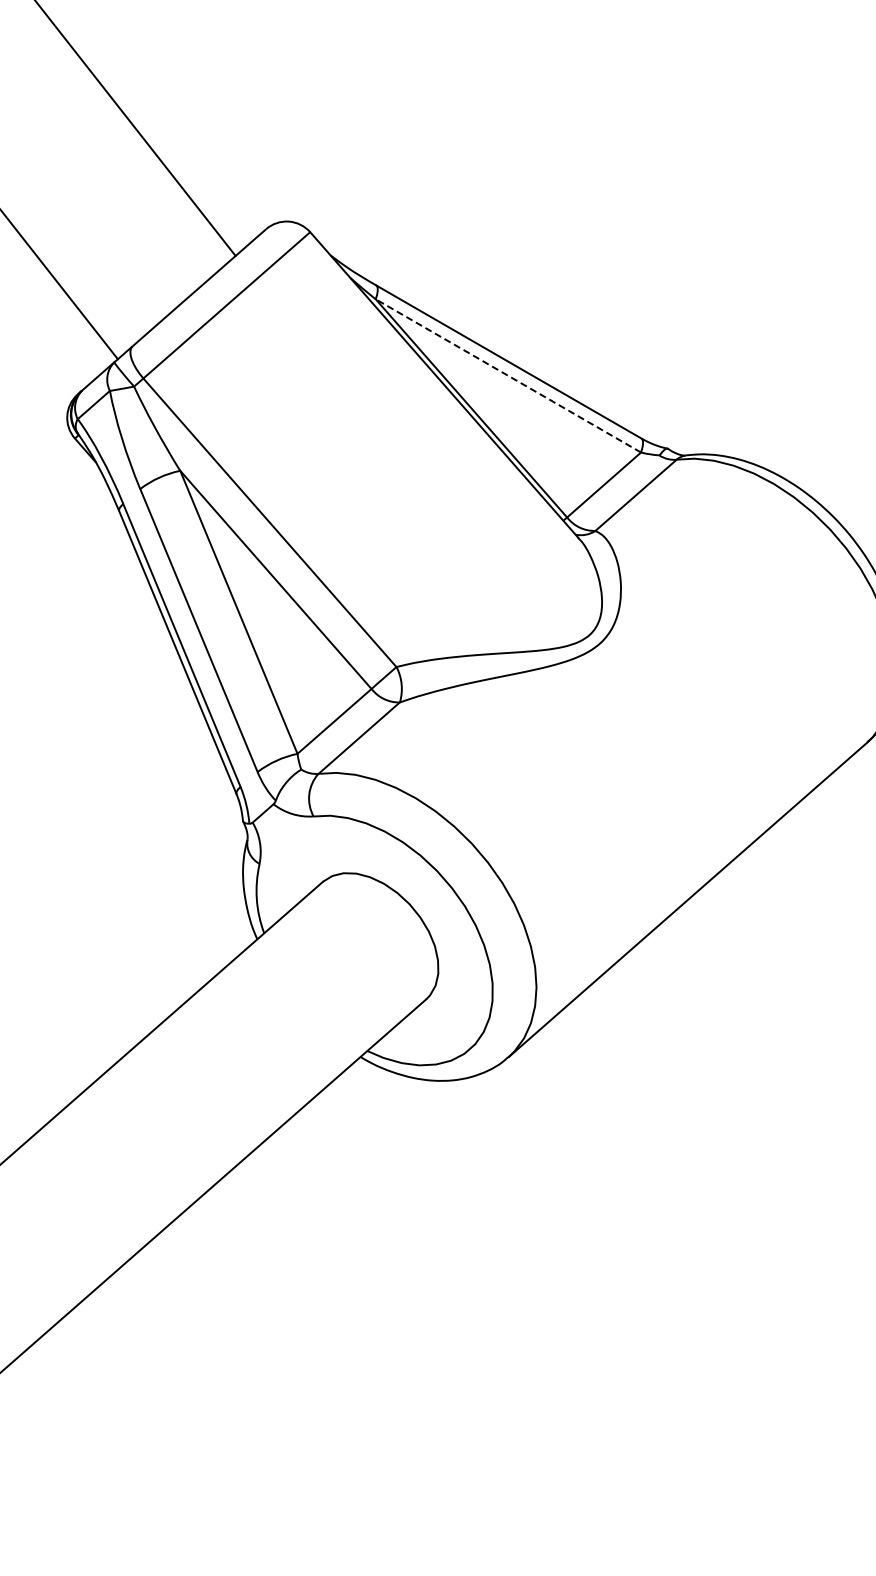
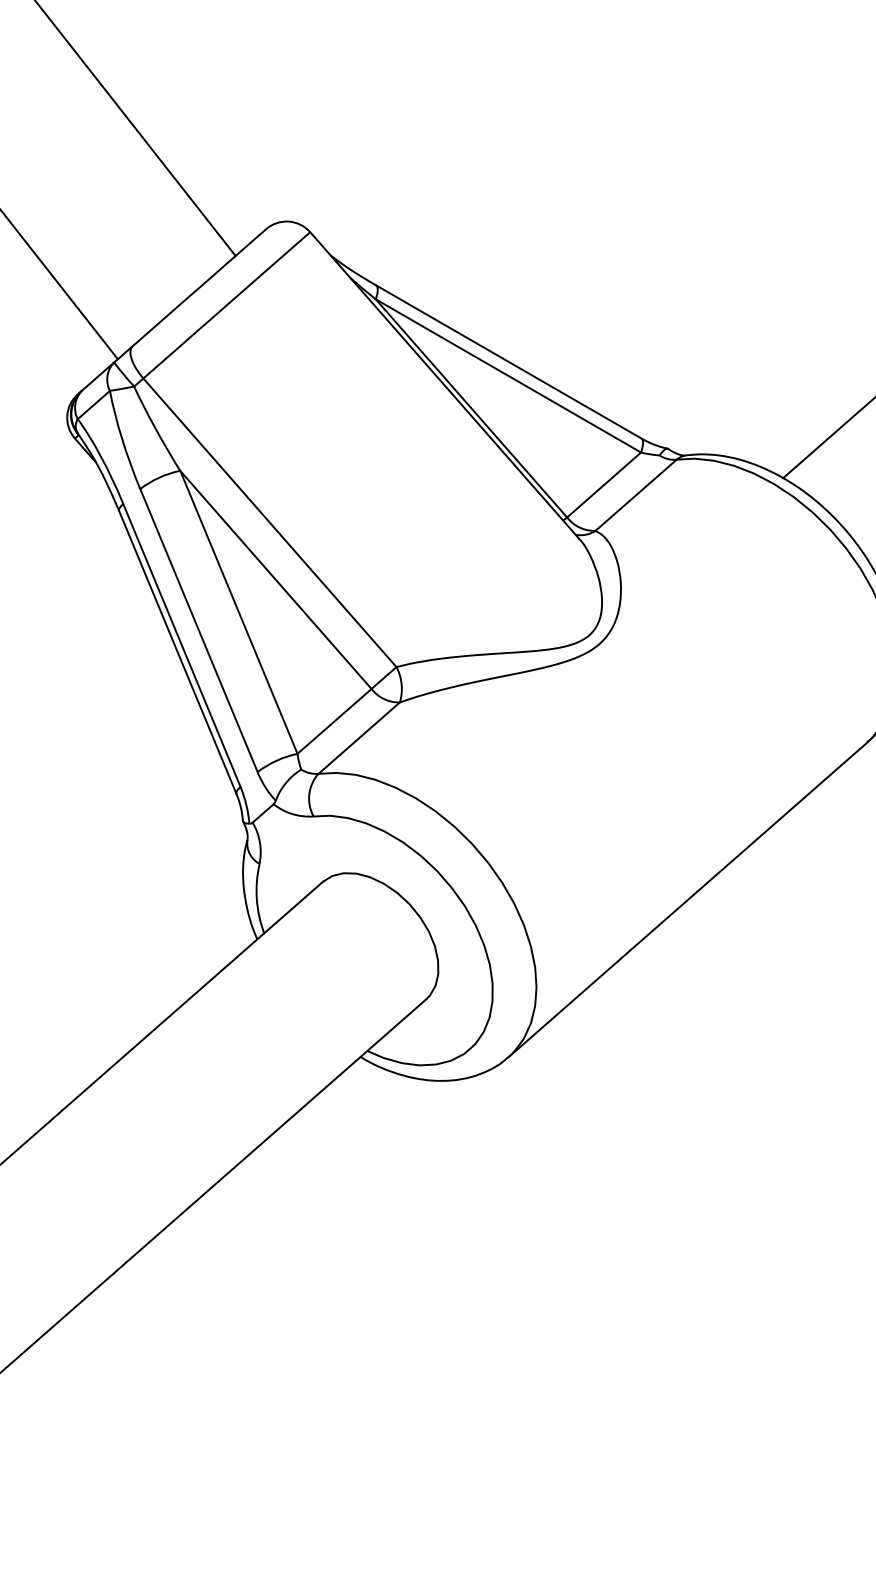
line: dashed -> solid (507, 375)
line: none -> present (827, 438)
